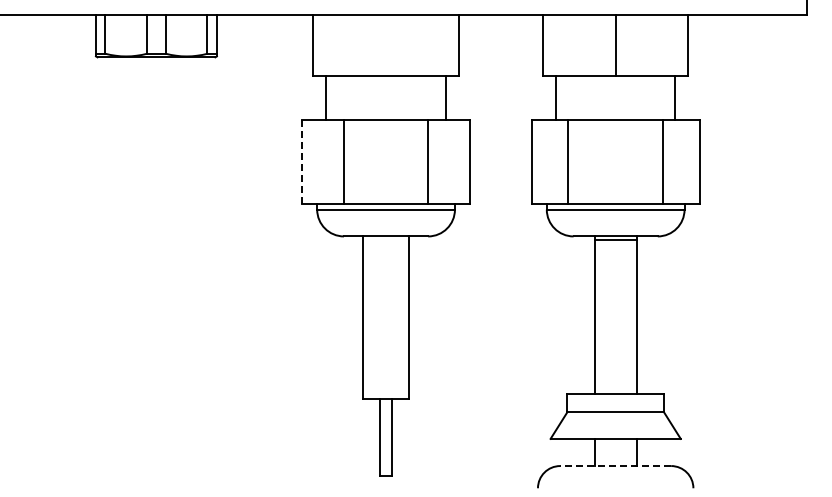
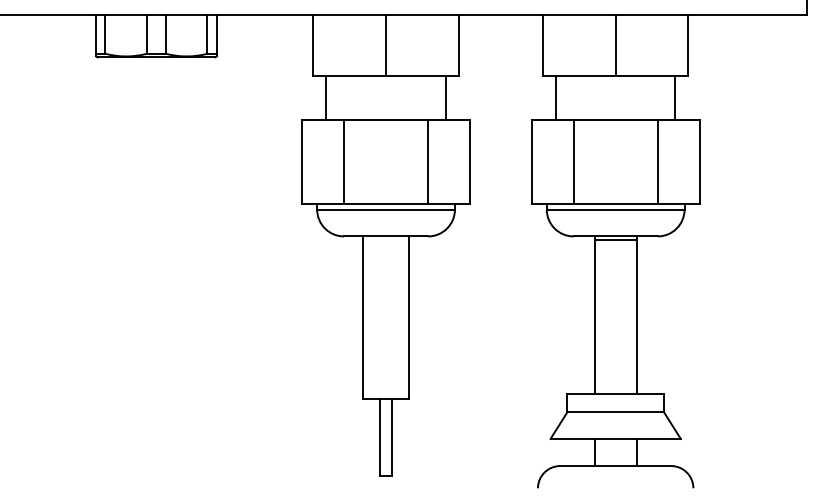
line: none -> present (386, 45)
line: dashed -> solid (302, 161)
line position: (567, 162) -> (573, 162) (573, 162)
line position: (662, 162) -> (657, 162) (657, 162)
line: dashed -> solid (615, 466)
